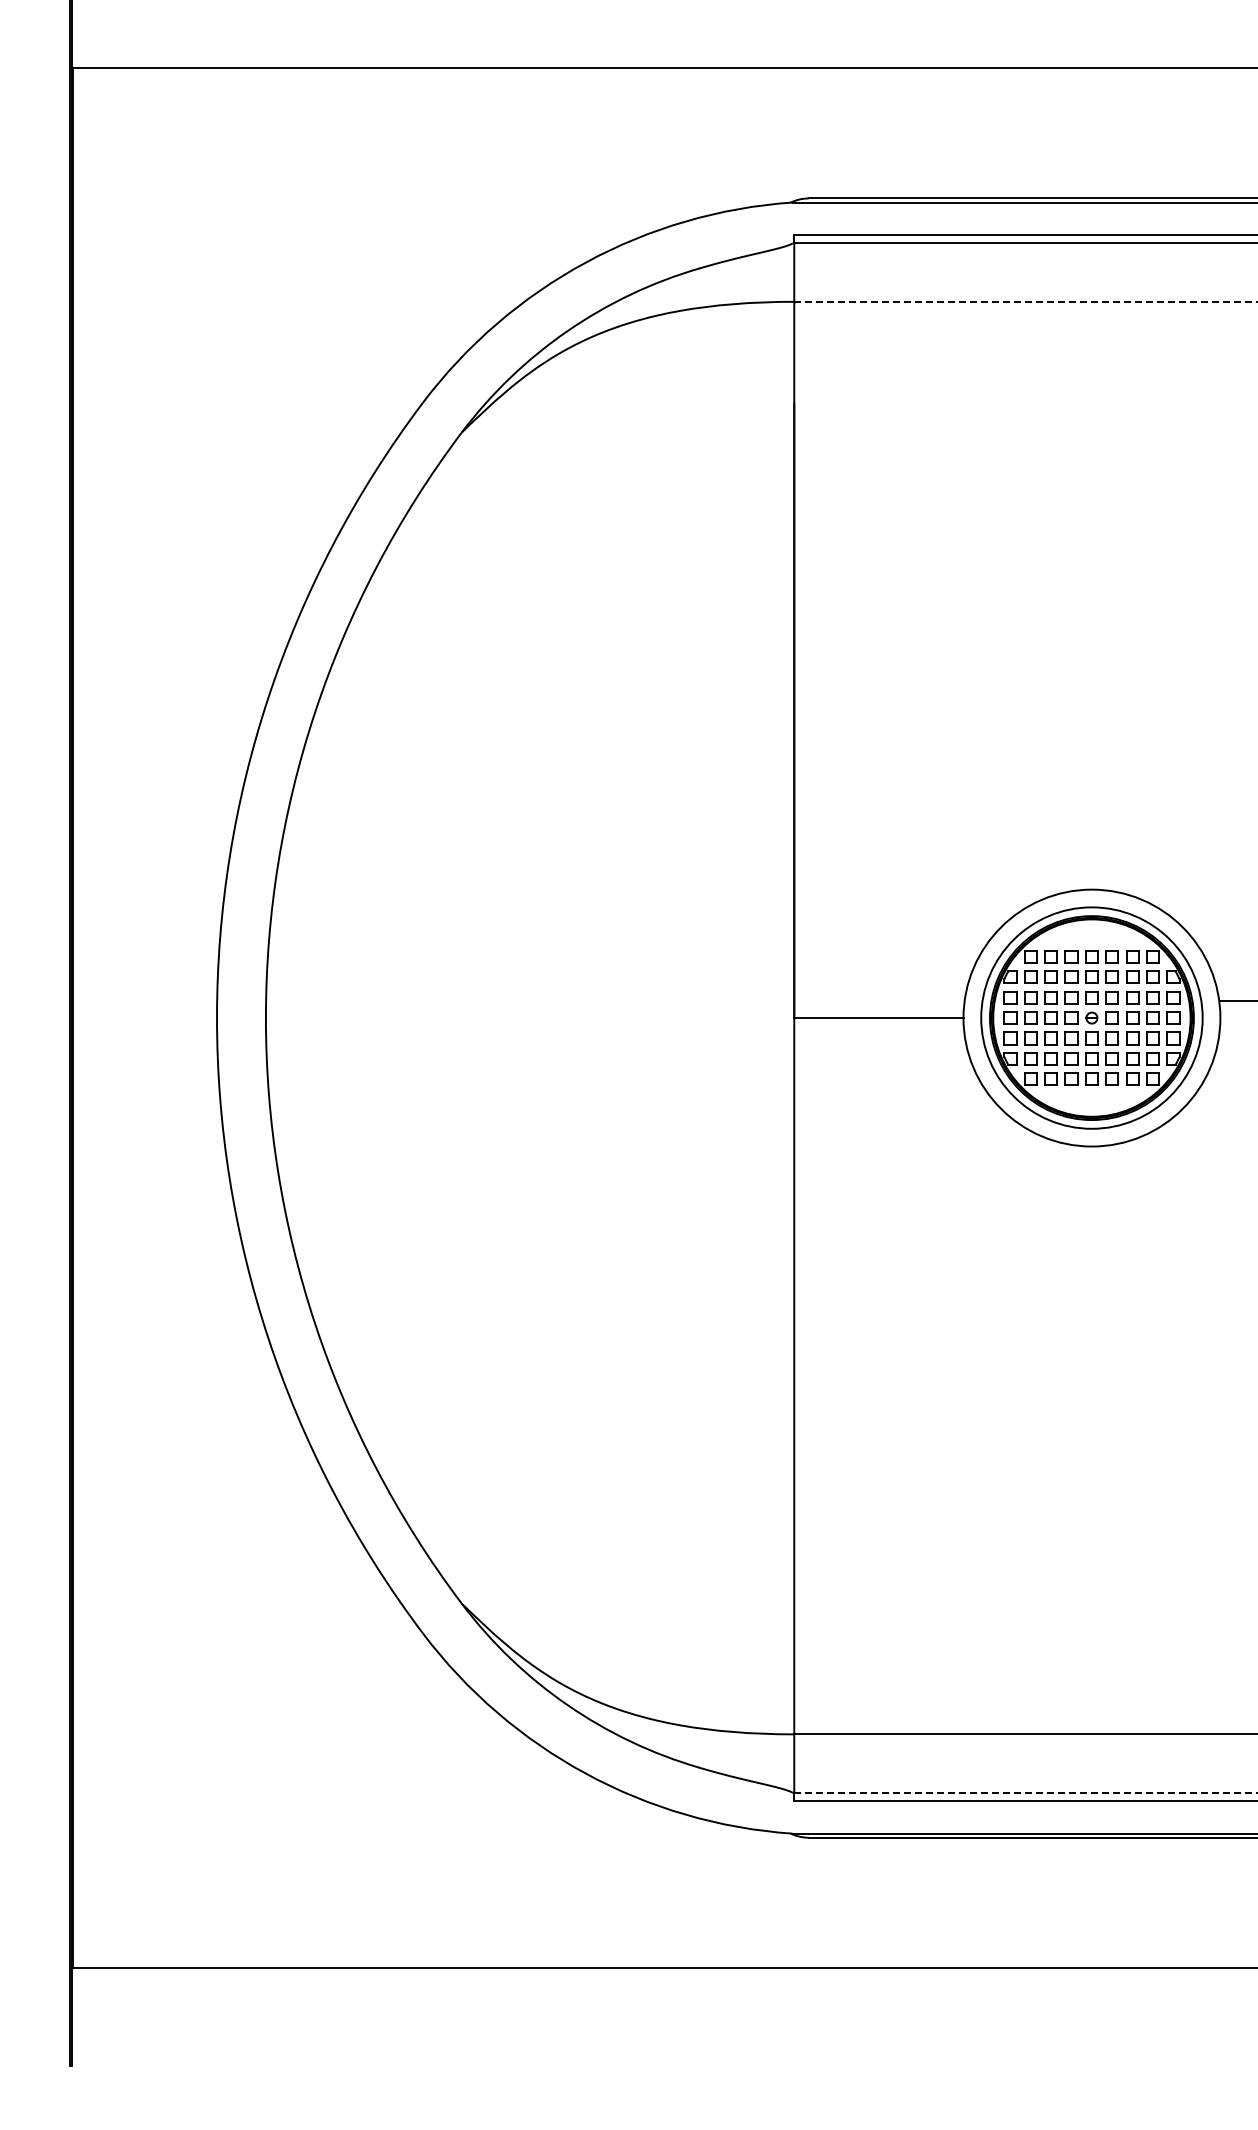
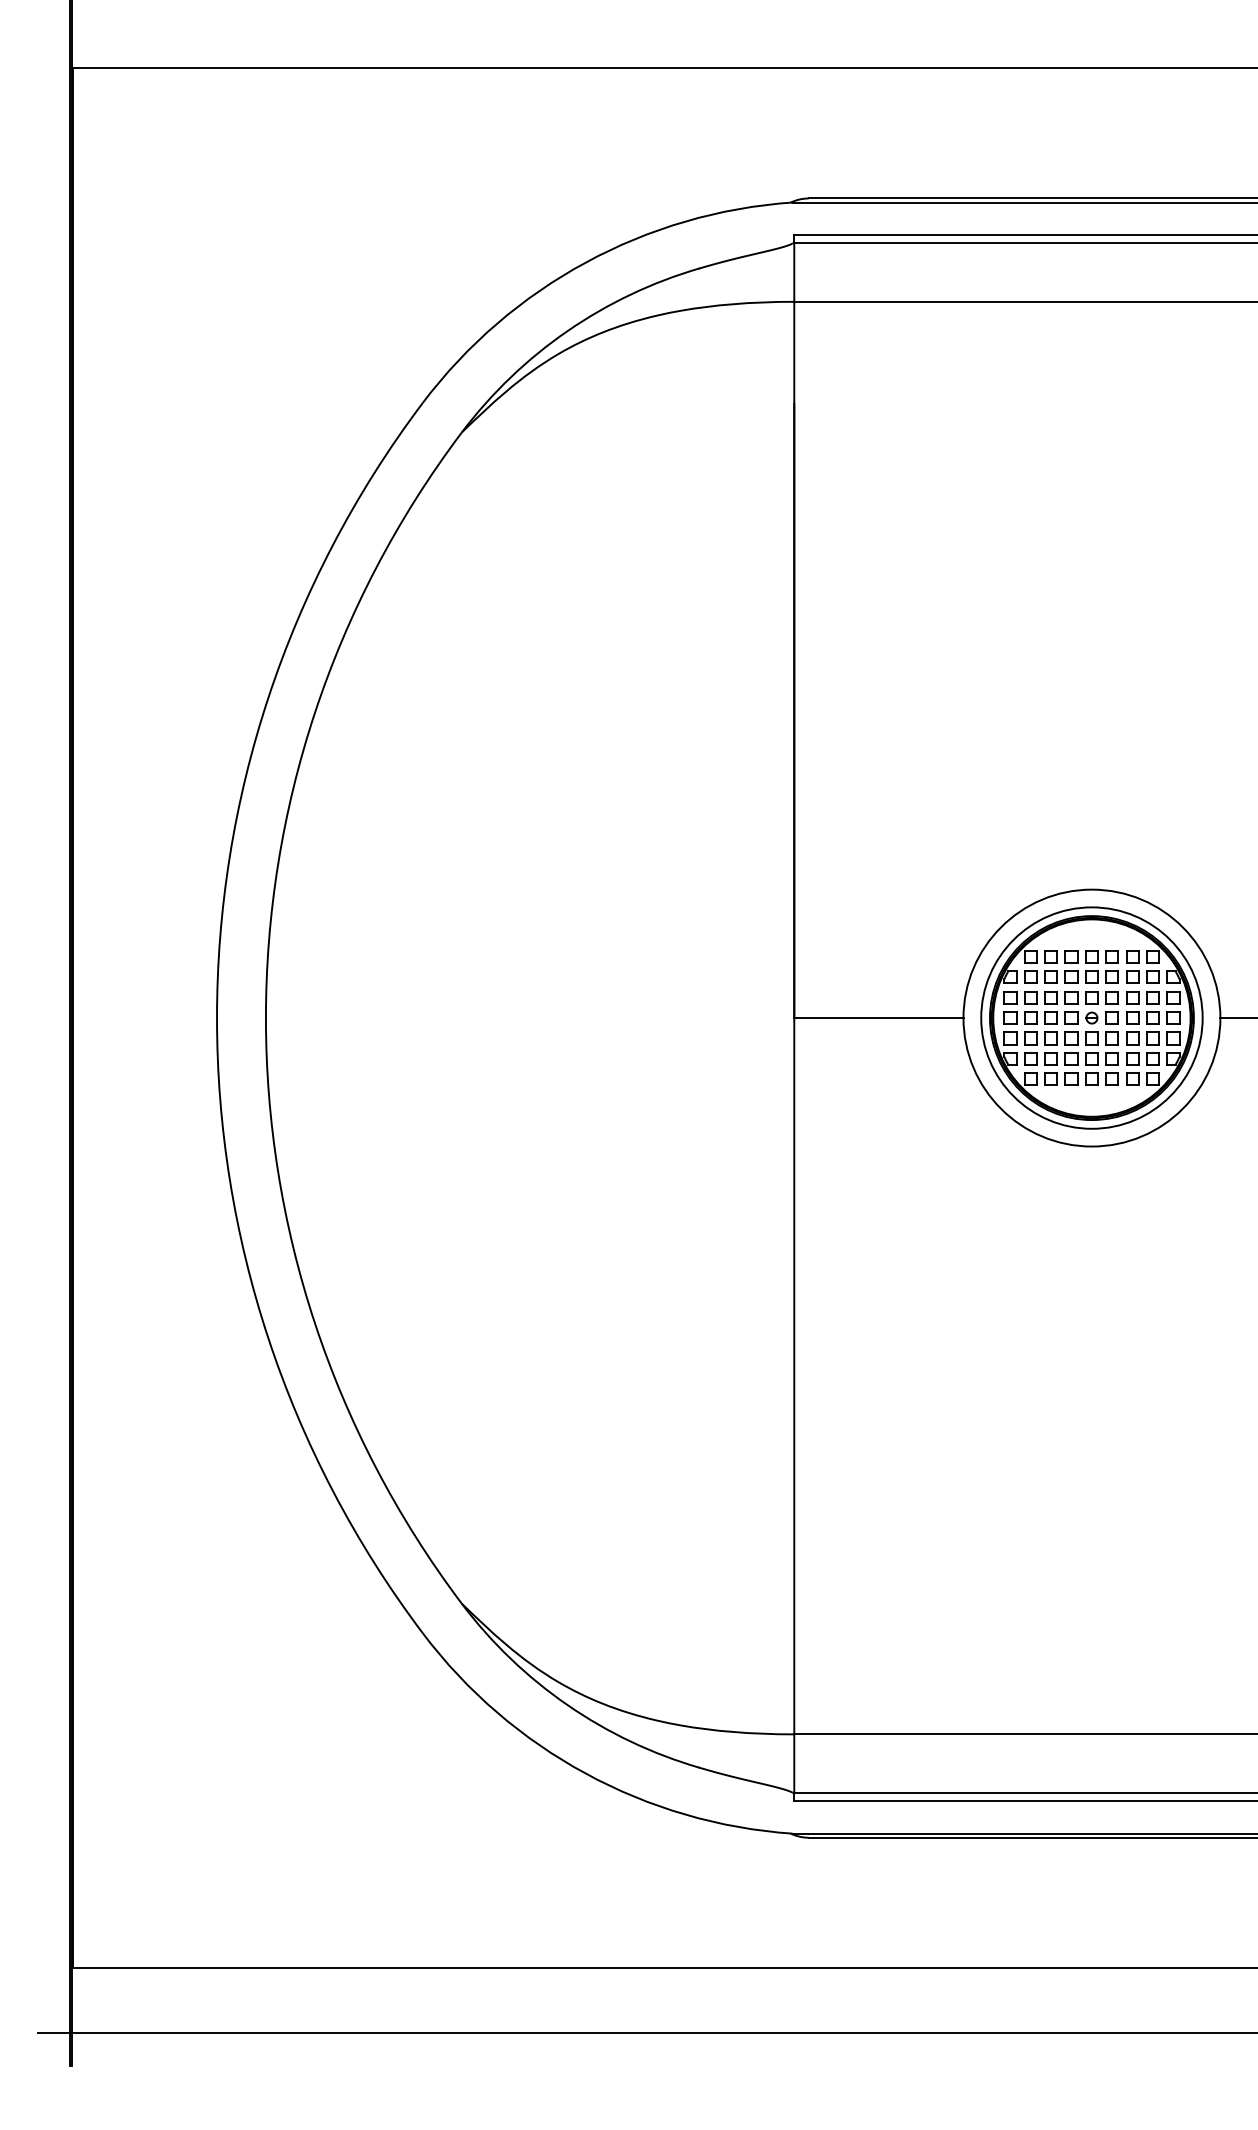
line: dashed -> solid (1026, 301)
line position: (1237, 1001) -> (1237, 1018) (1237, 1018)
line: dashed -> solid (1026, 1793)
line: none -> present (645, 2033)
